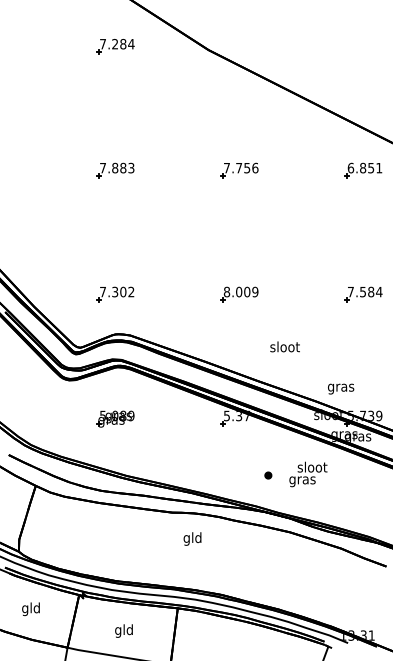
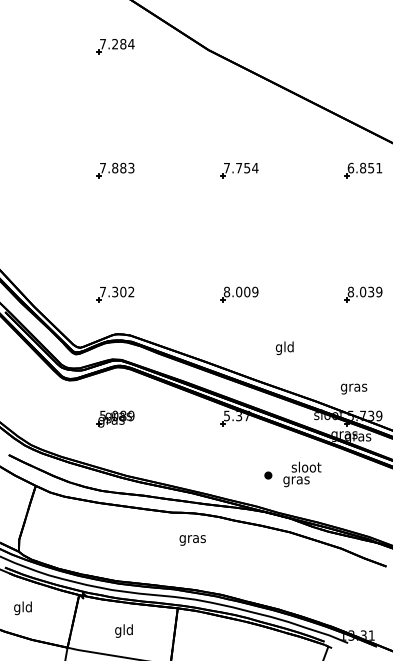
text: 7.756 -> 7.754 (255, 167)
text: 7.584 -> 8.039 (364, 291)
text: sloot -> gld (284, 348)
text position: (341, 388) -> (354, 388) (354, 388)
text position: (308, 474) -> (302, 474) (302, 474)
text: gld -> gras (192, 538)
text position: (30, 609) -> (22, 608) (22, 608)
